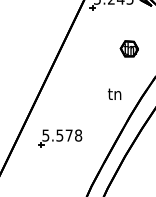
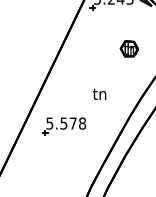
text position: (114, 93) -> (99, 93) (99, 93)
part position: (60, 138) -> (64, 126) (64, 126)
